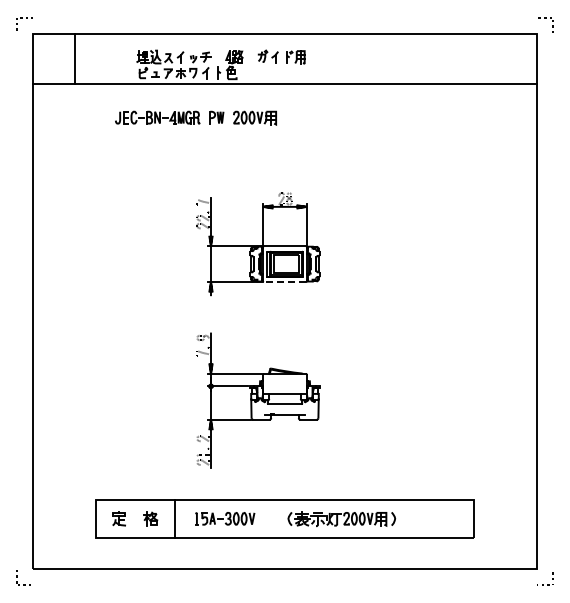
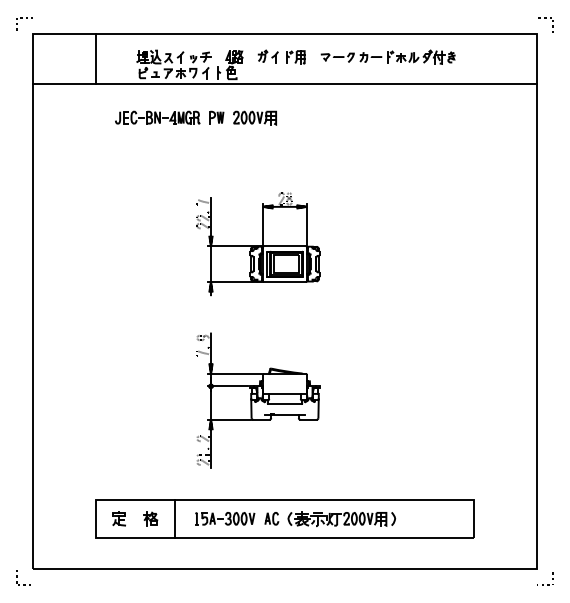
part: none -> present (387, 56)
line position: (75, 58) -> (96, 58) (96, 58)
line: dashed -> solid (285, 281)
part: none -> present (271, 518)
